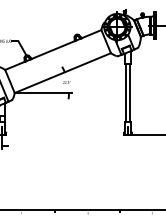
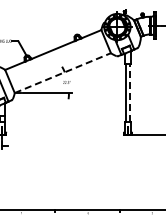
line: solid -> dashed (63, 72)
line: solid -> dashed (130, 92)
